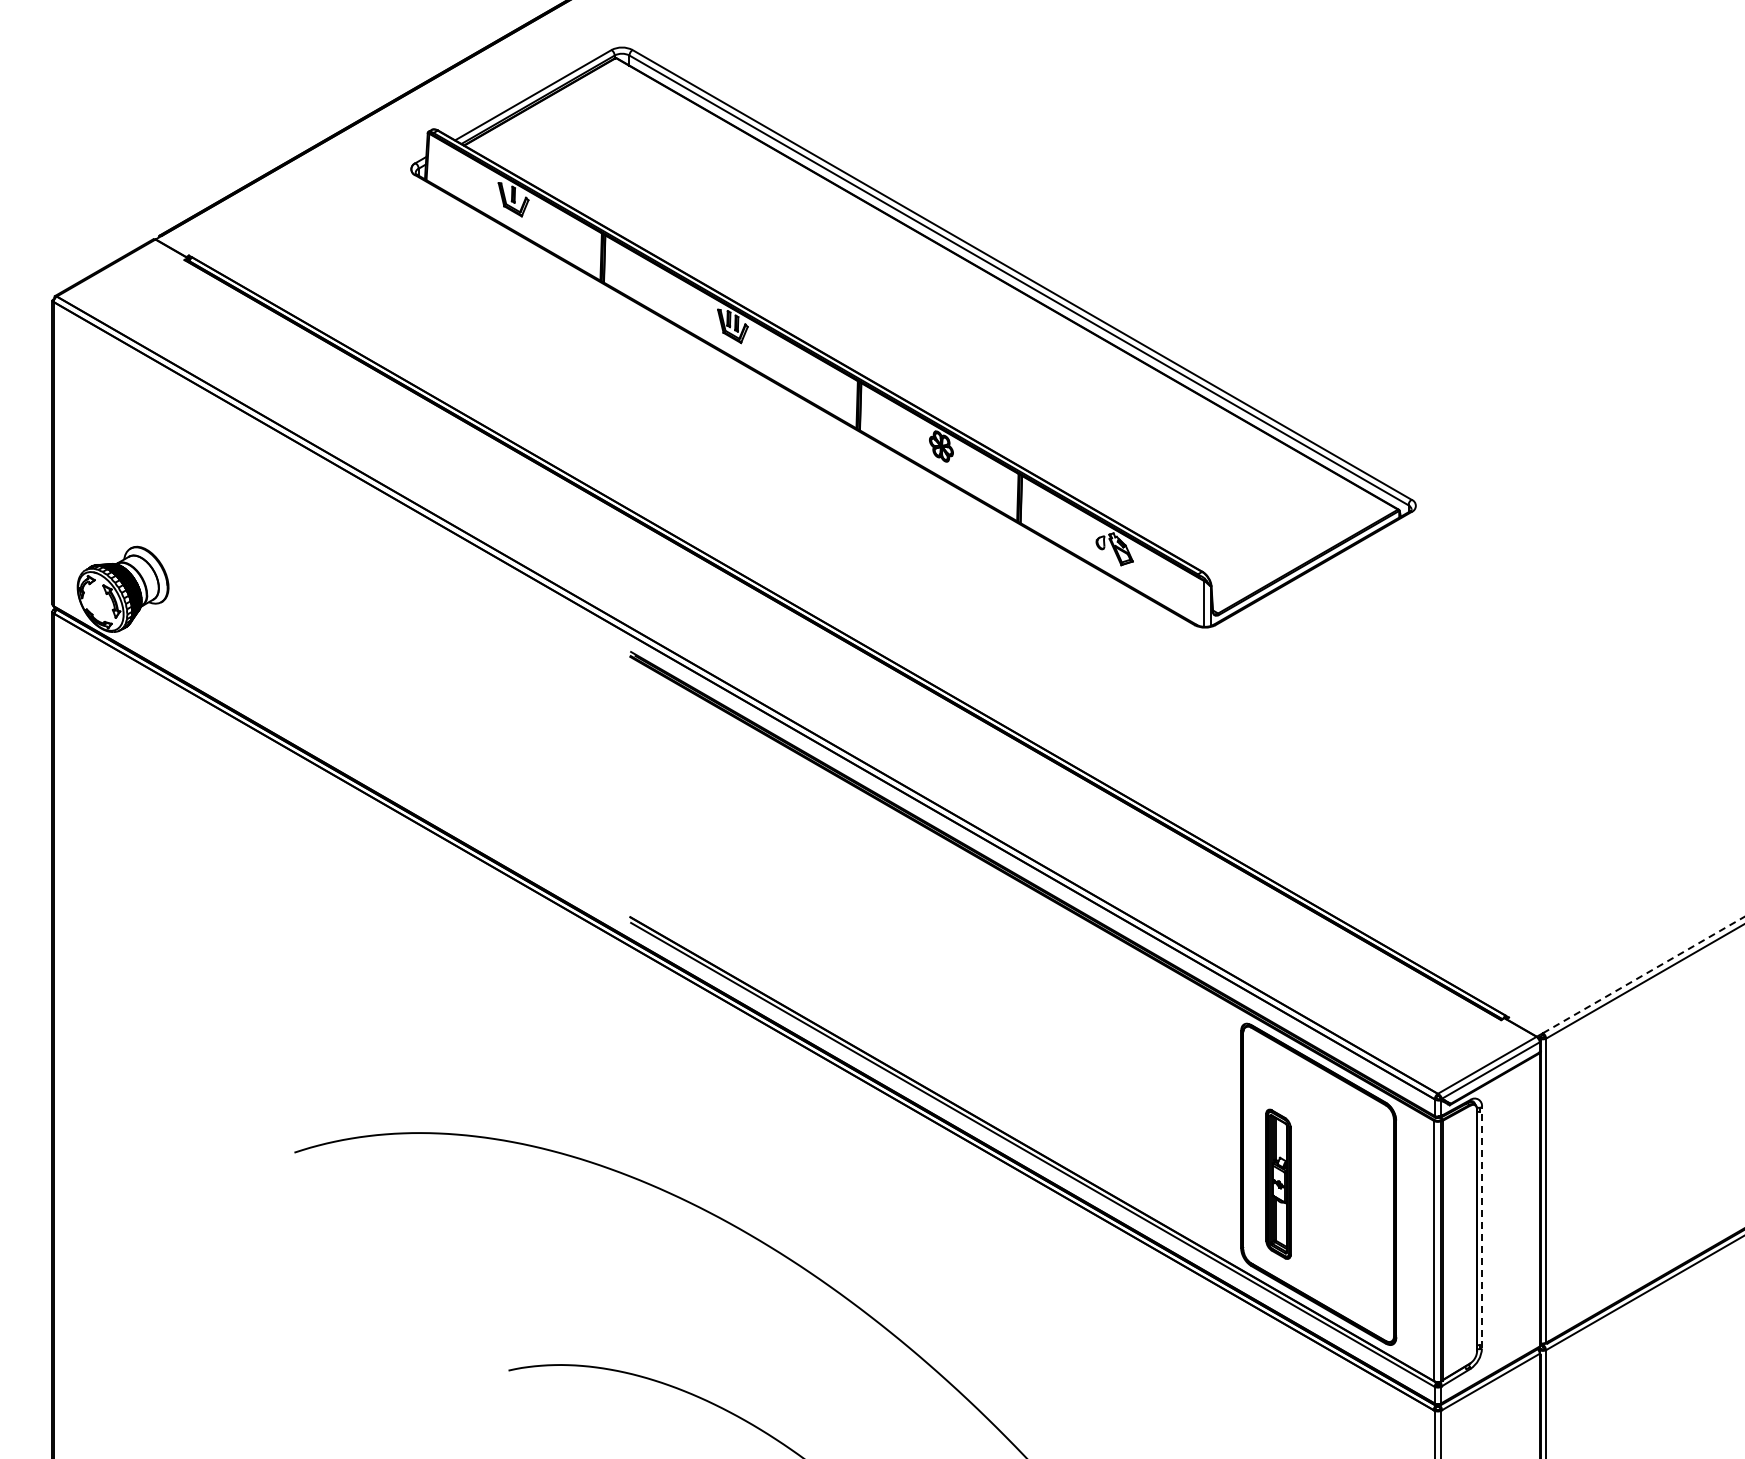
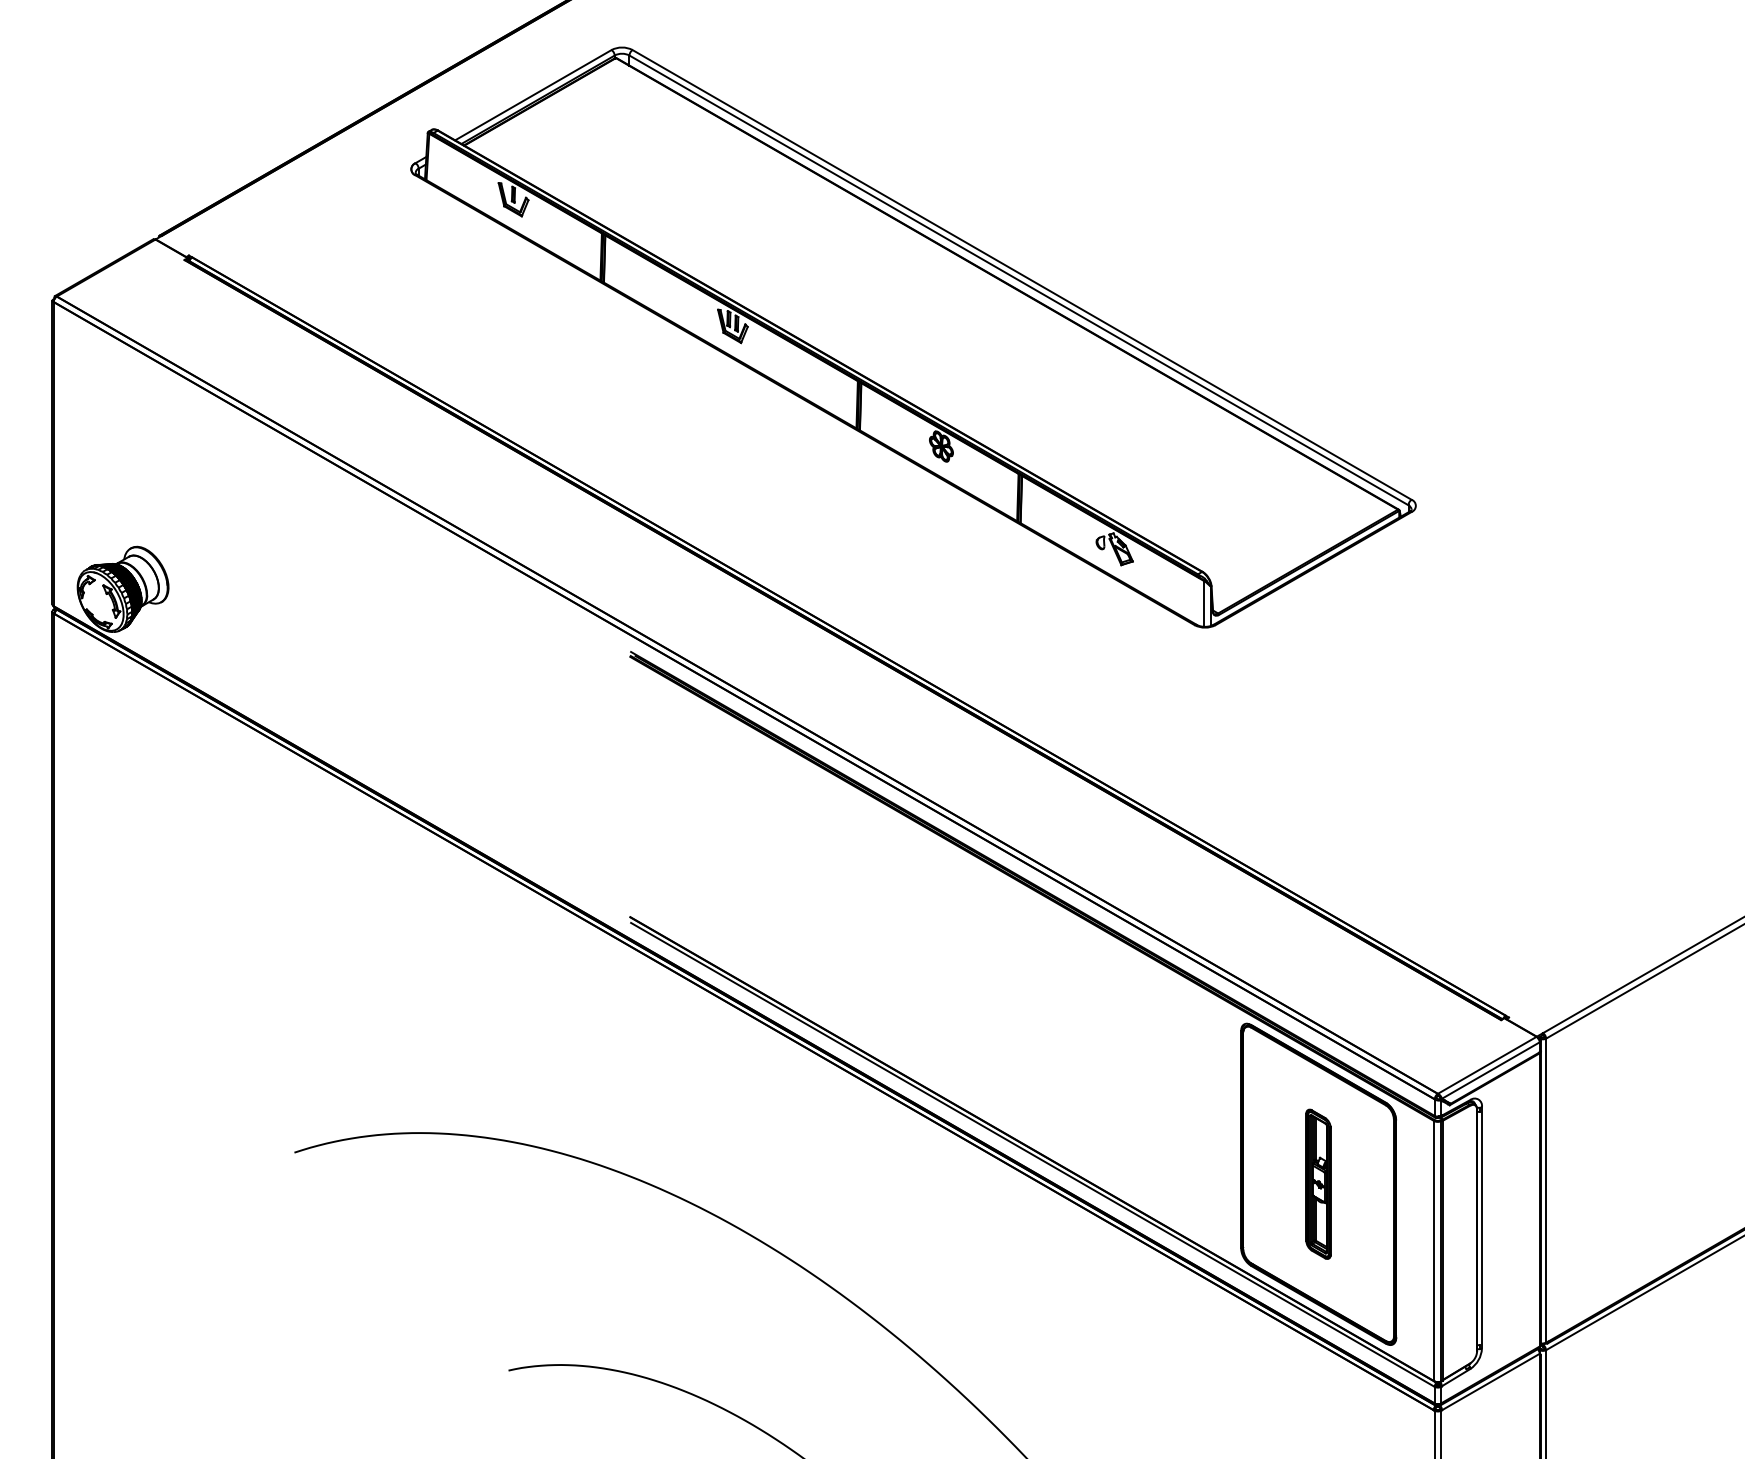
line: dashed -> solid (1644, 974)
part position: (1278, 1183) -> (1318, 1183) (1318, 1183)
line: dashed -> solid (1481, 1227)
